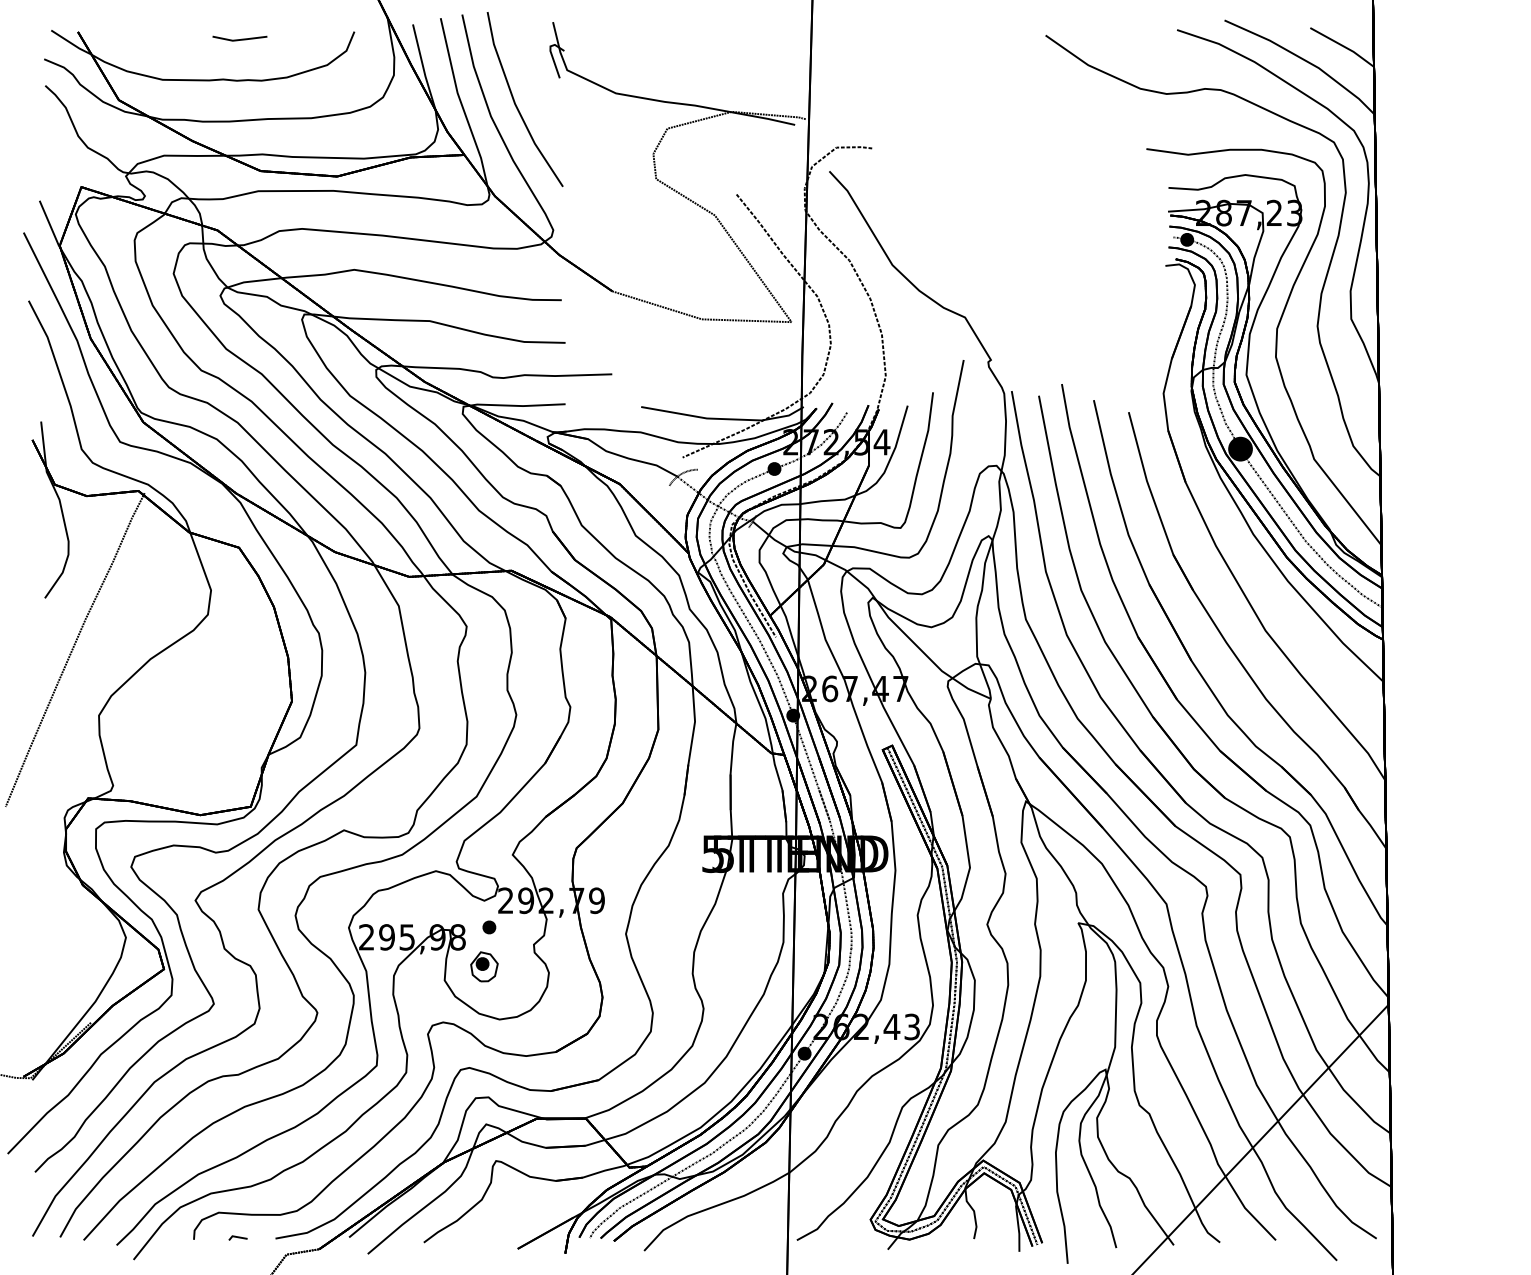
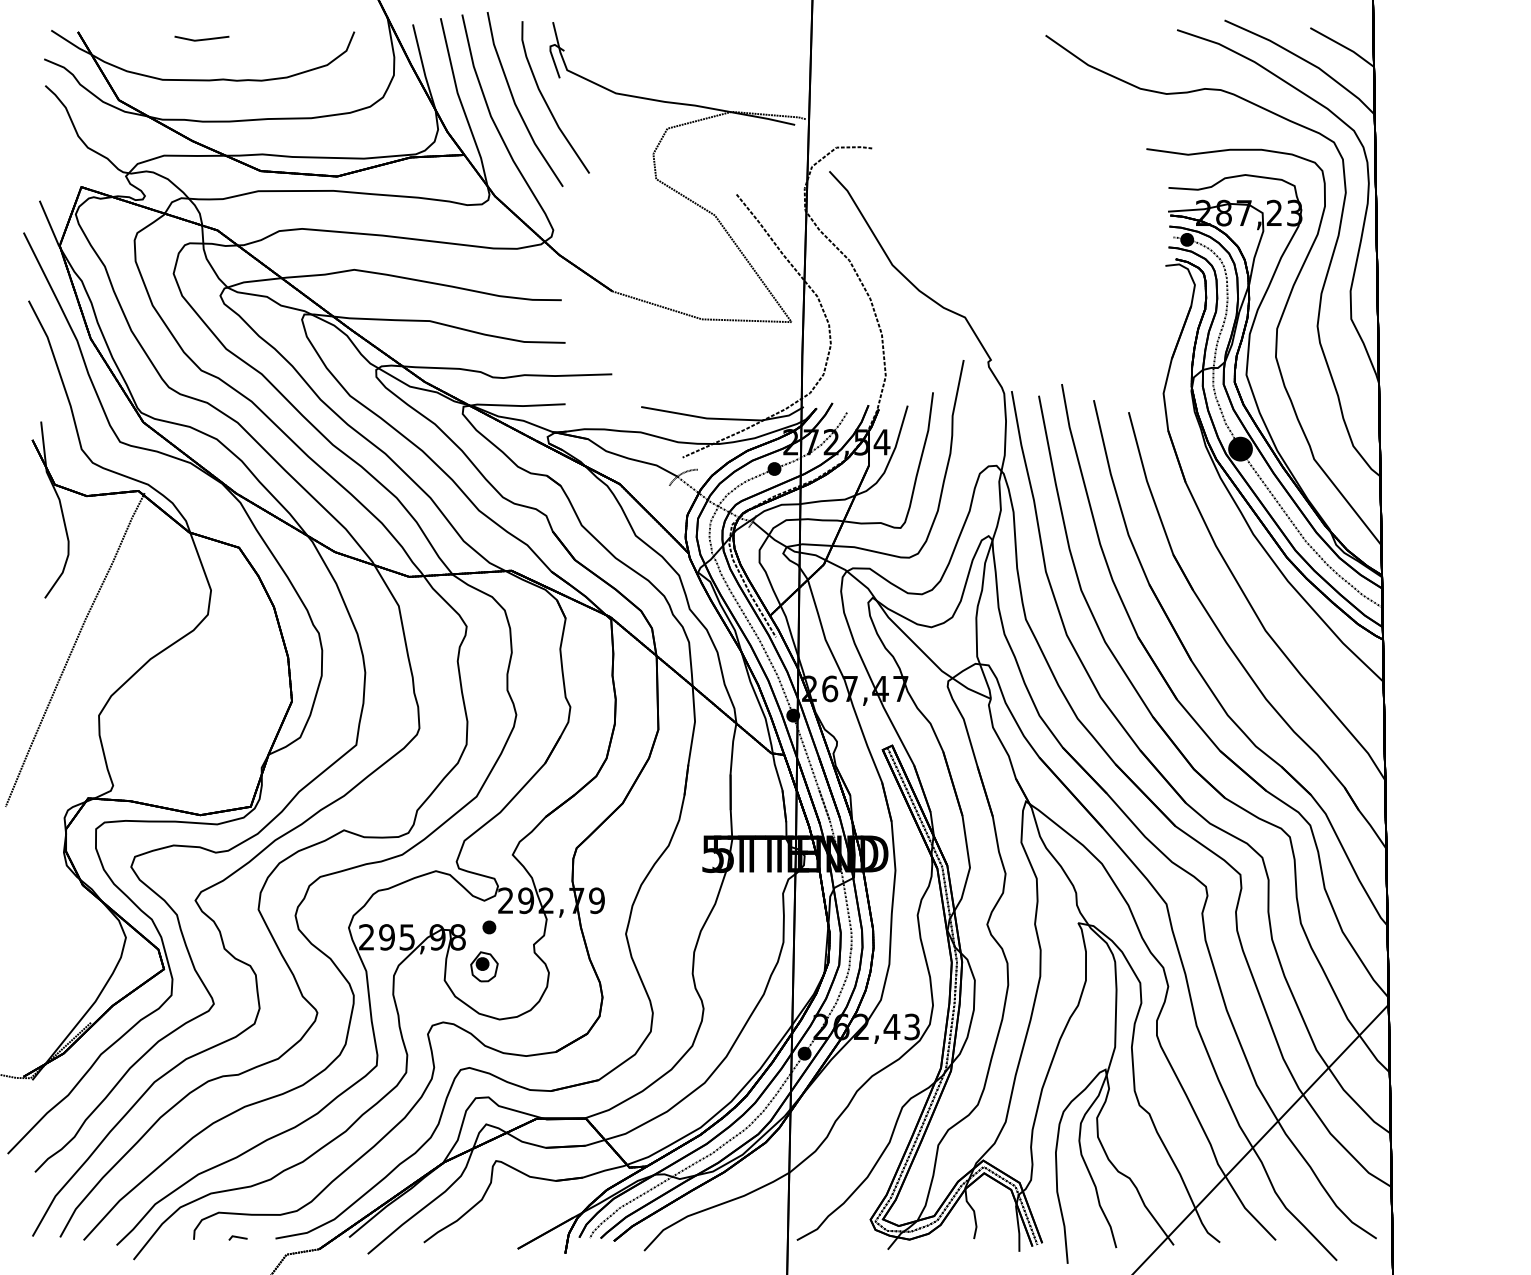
line position: (239, 39) -> (201, 39) (201, 39)
curve: none -> present (546, 101)
